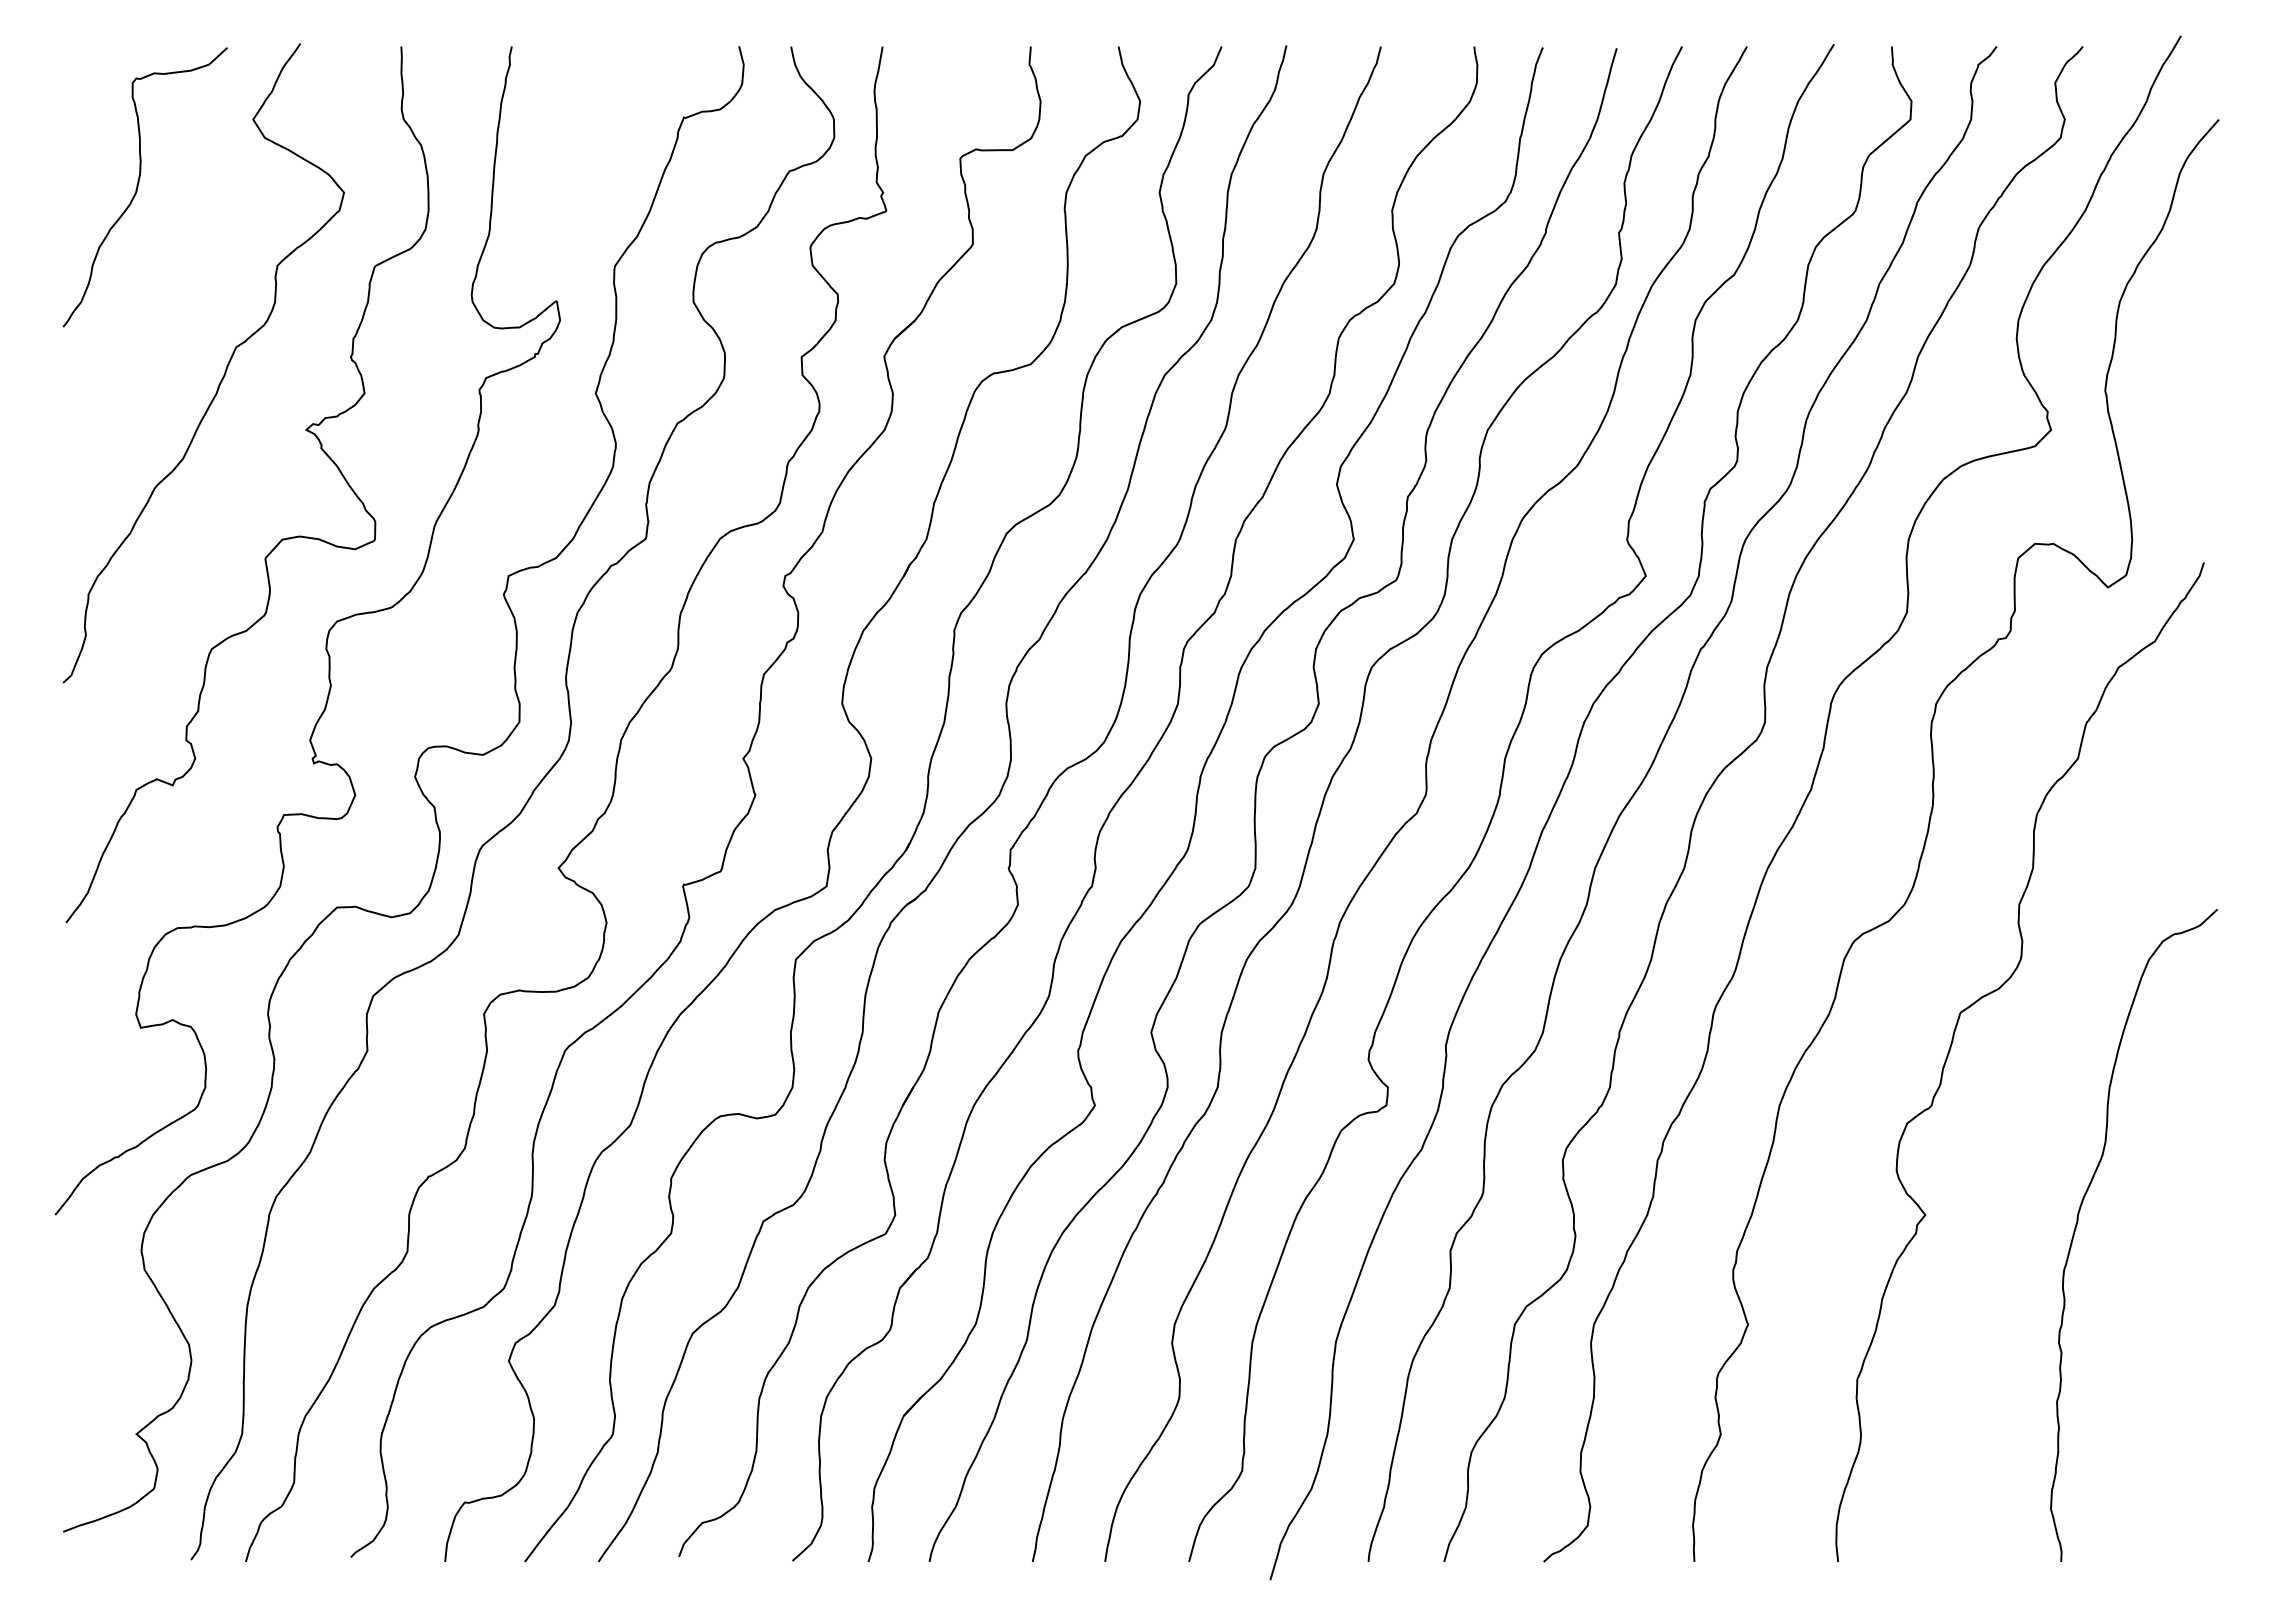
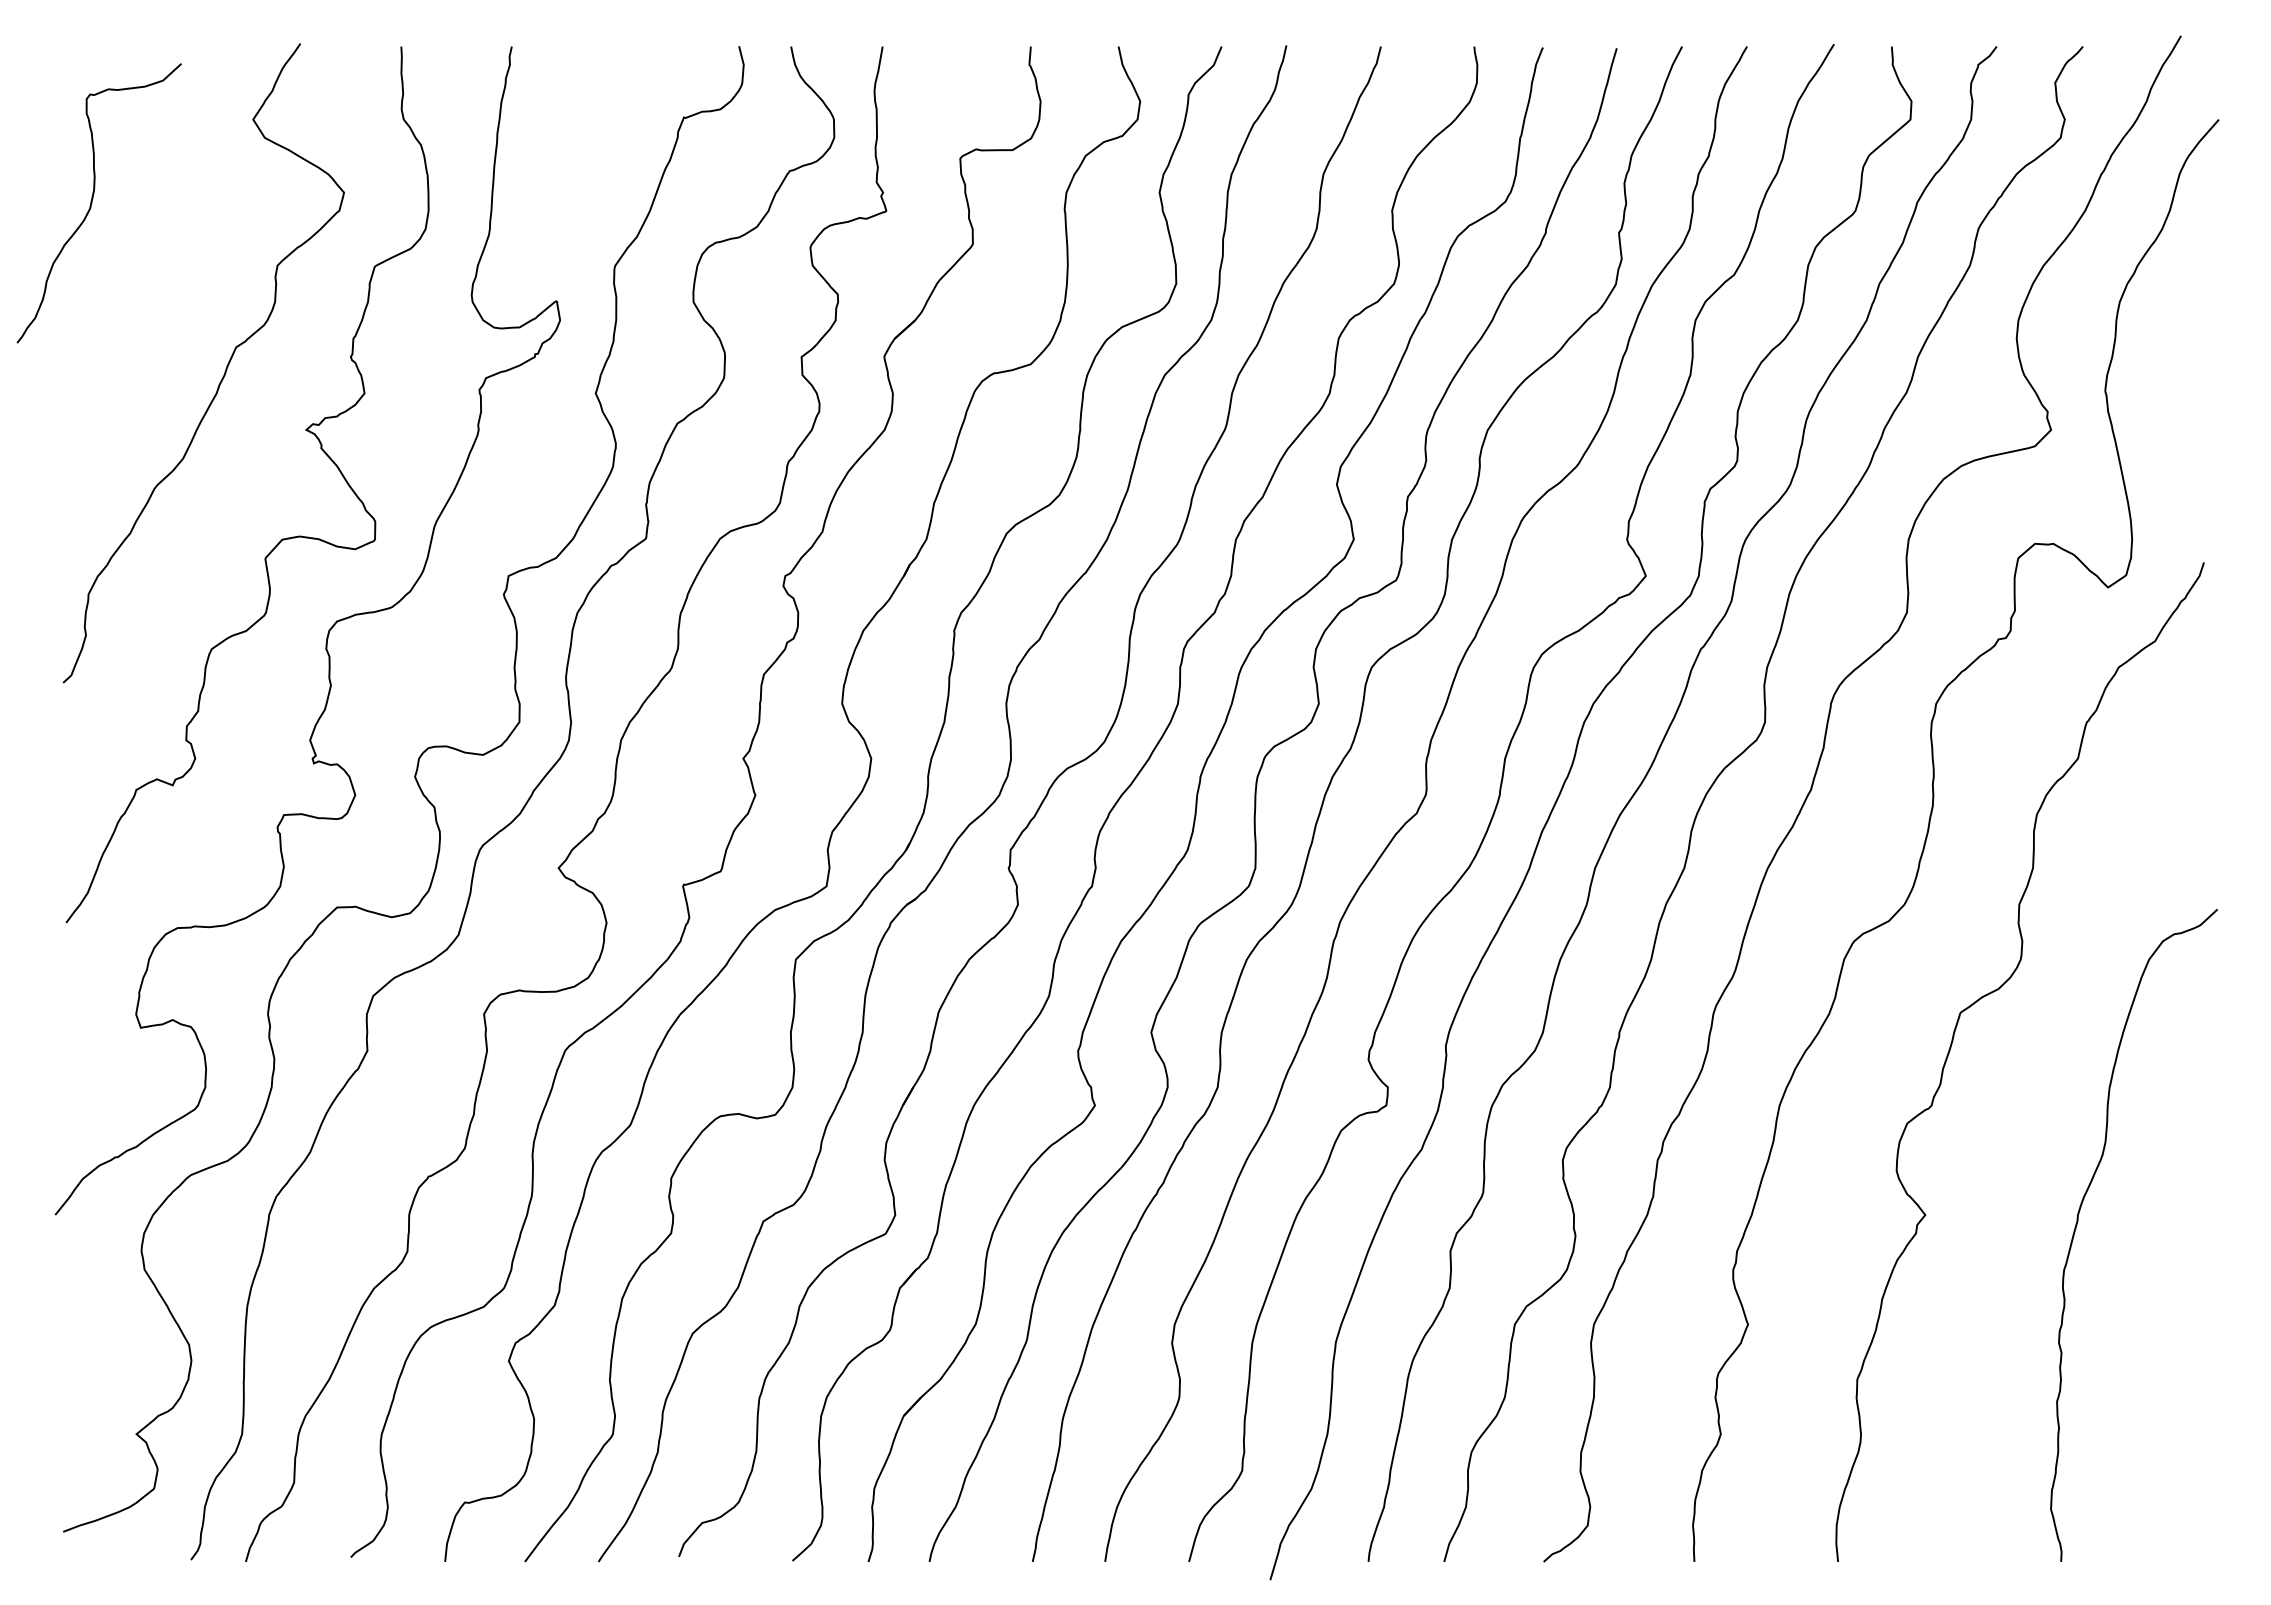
curve position: (138, 187) -> (92, 203) (92, 203)
